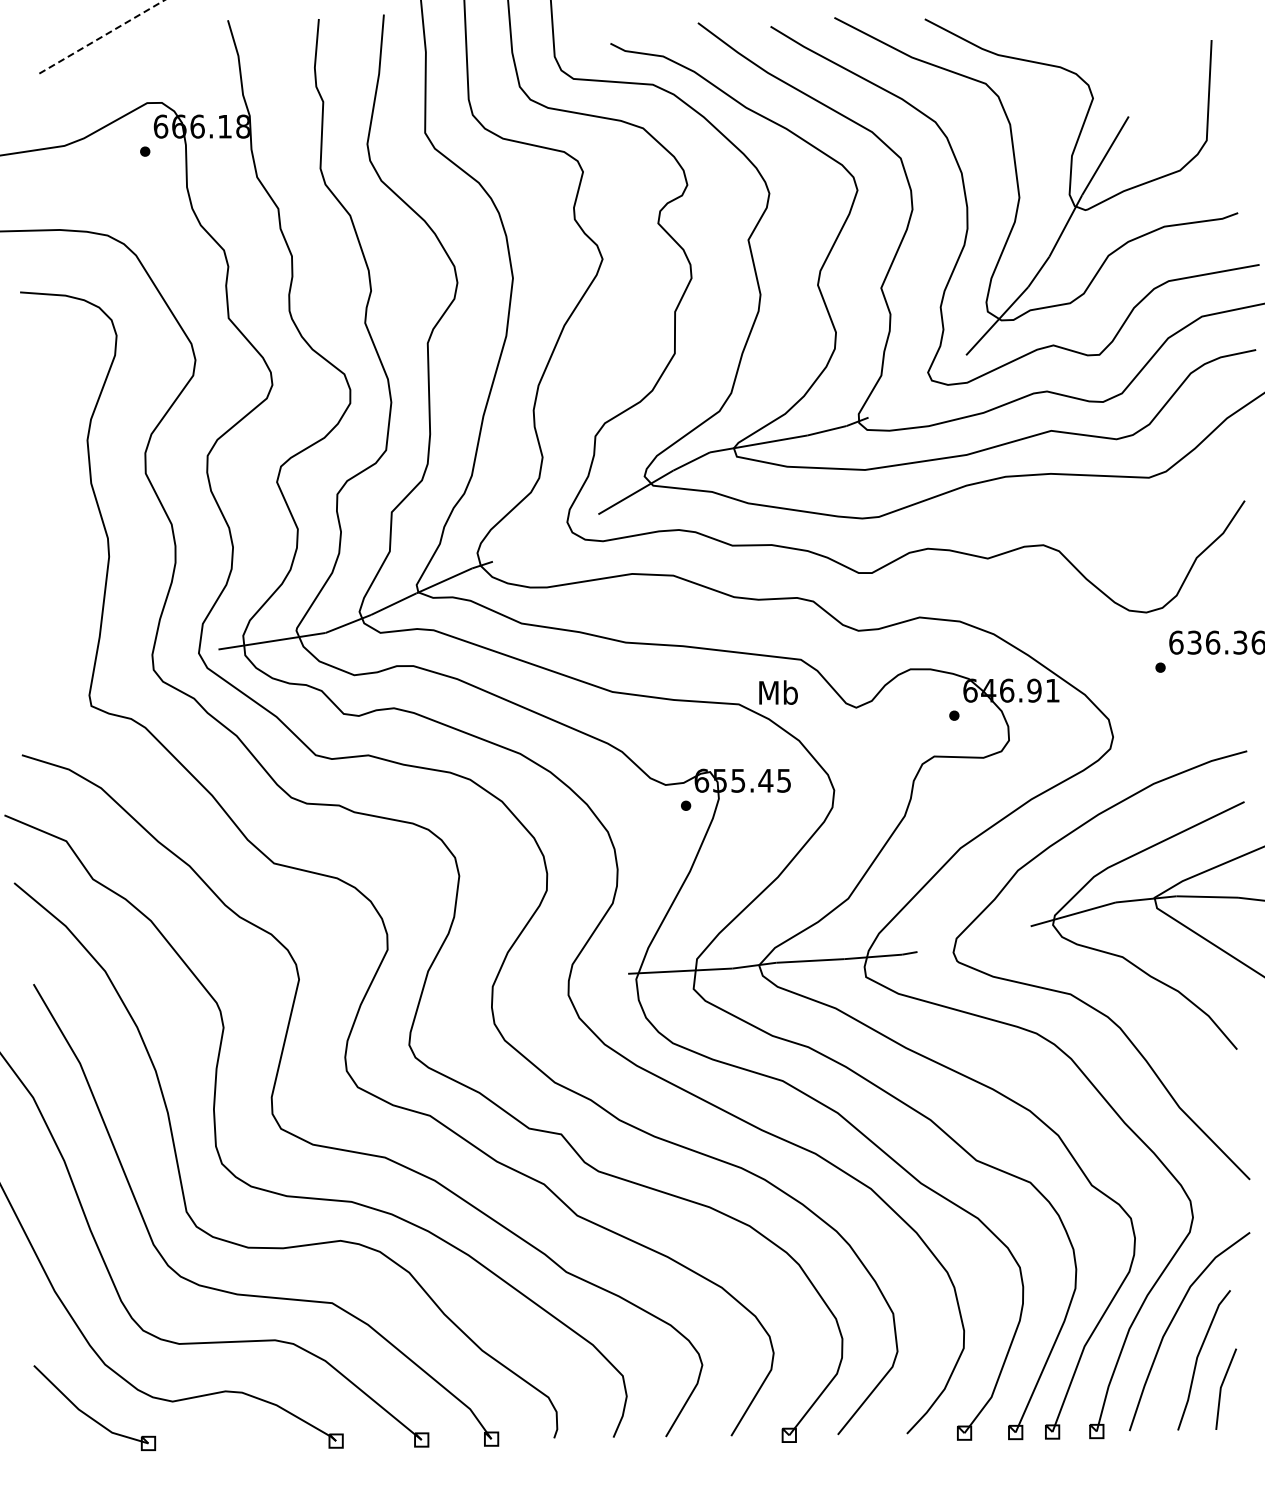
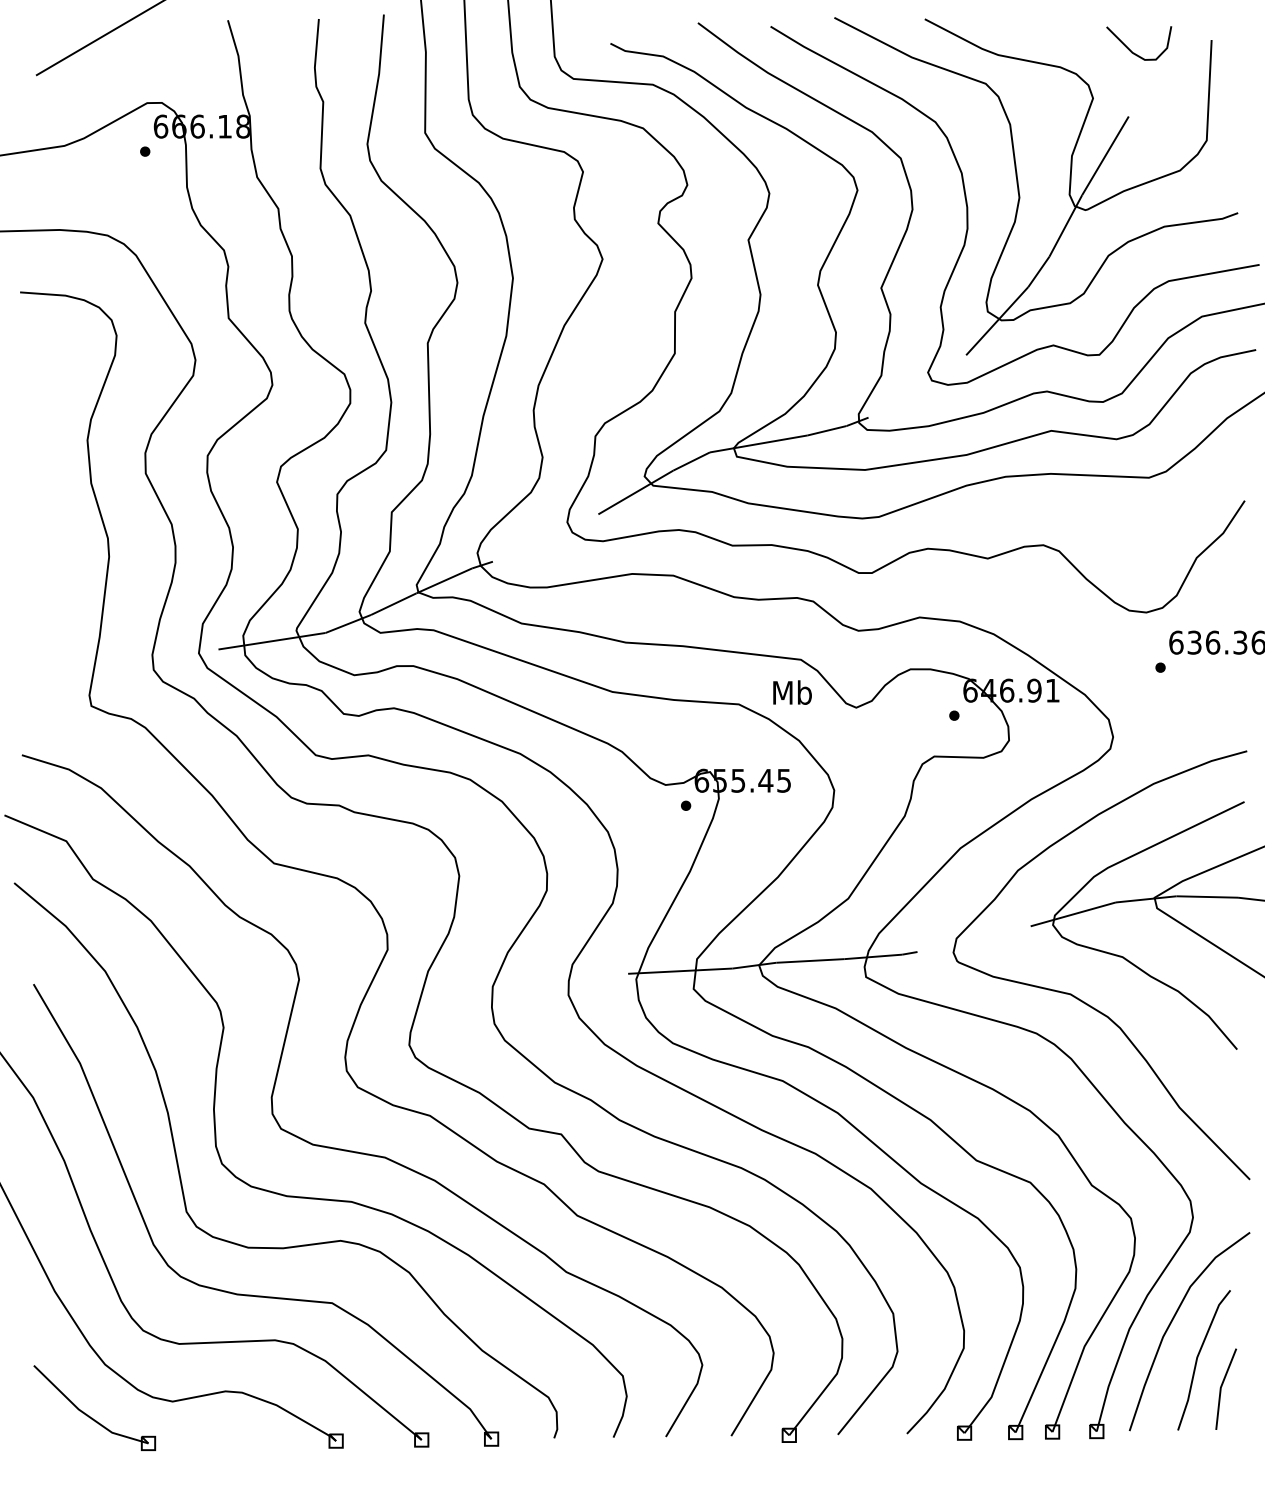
line: dashed -> solid (99, 38)
curve: none -> present (1134, 52)
text position: (778, 692) -> (792, 692) (792, 692)
